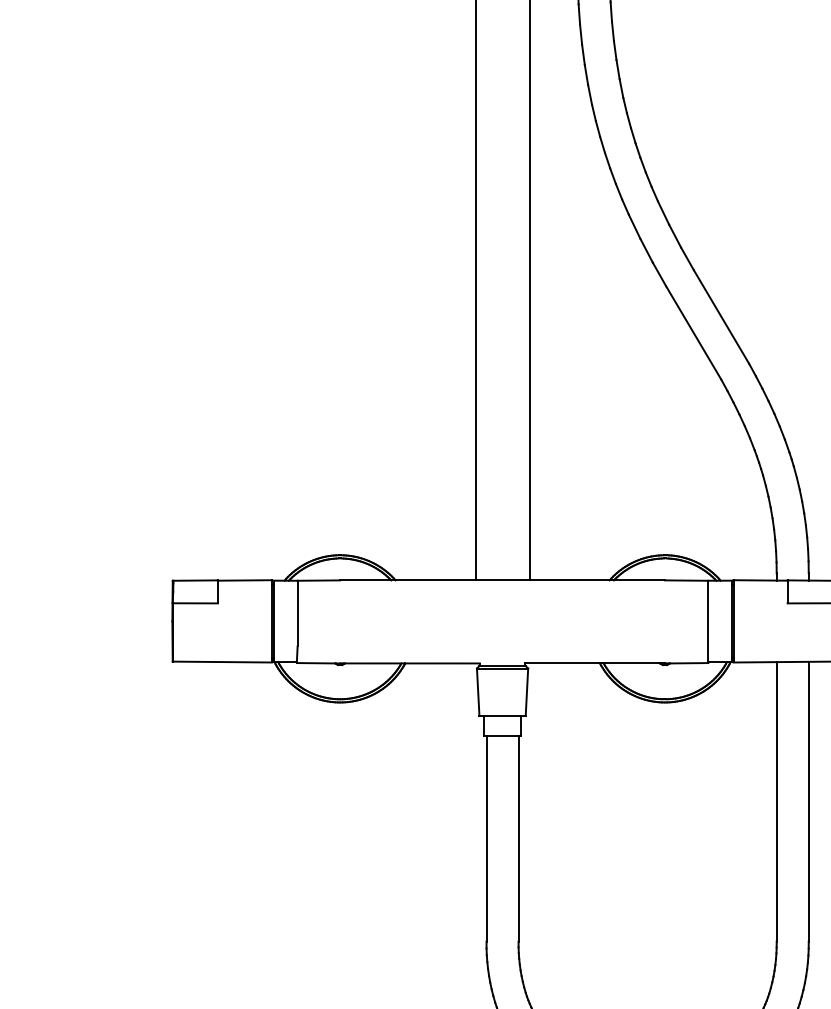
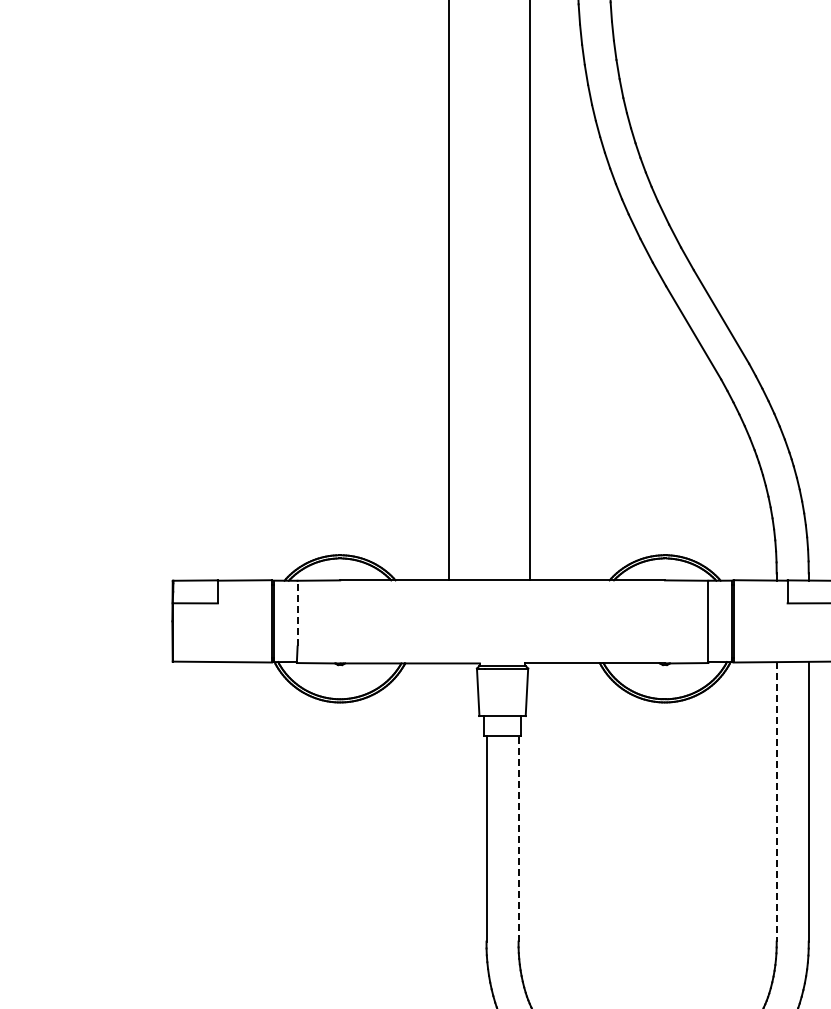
line position: (475, 291) -> (448, 291) (448, 291)
line: solid -> dashed (297, 613)
line: solid -> dashed (776, 801)
line: solid -> dashed (518, 838)
